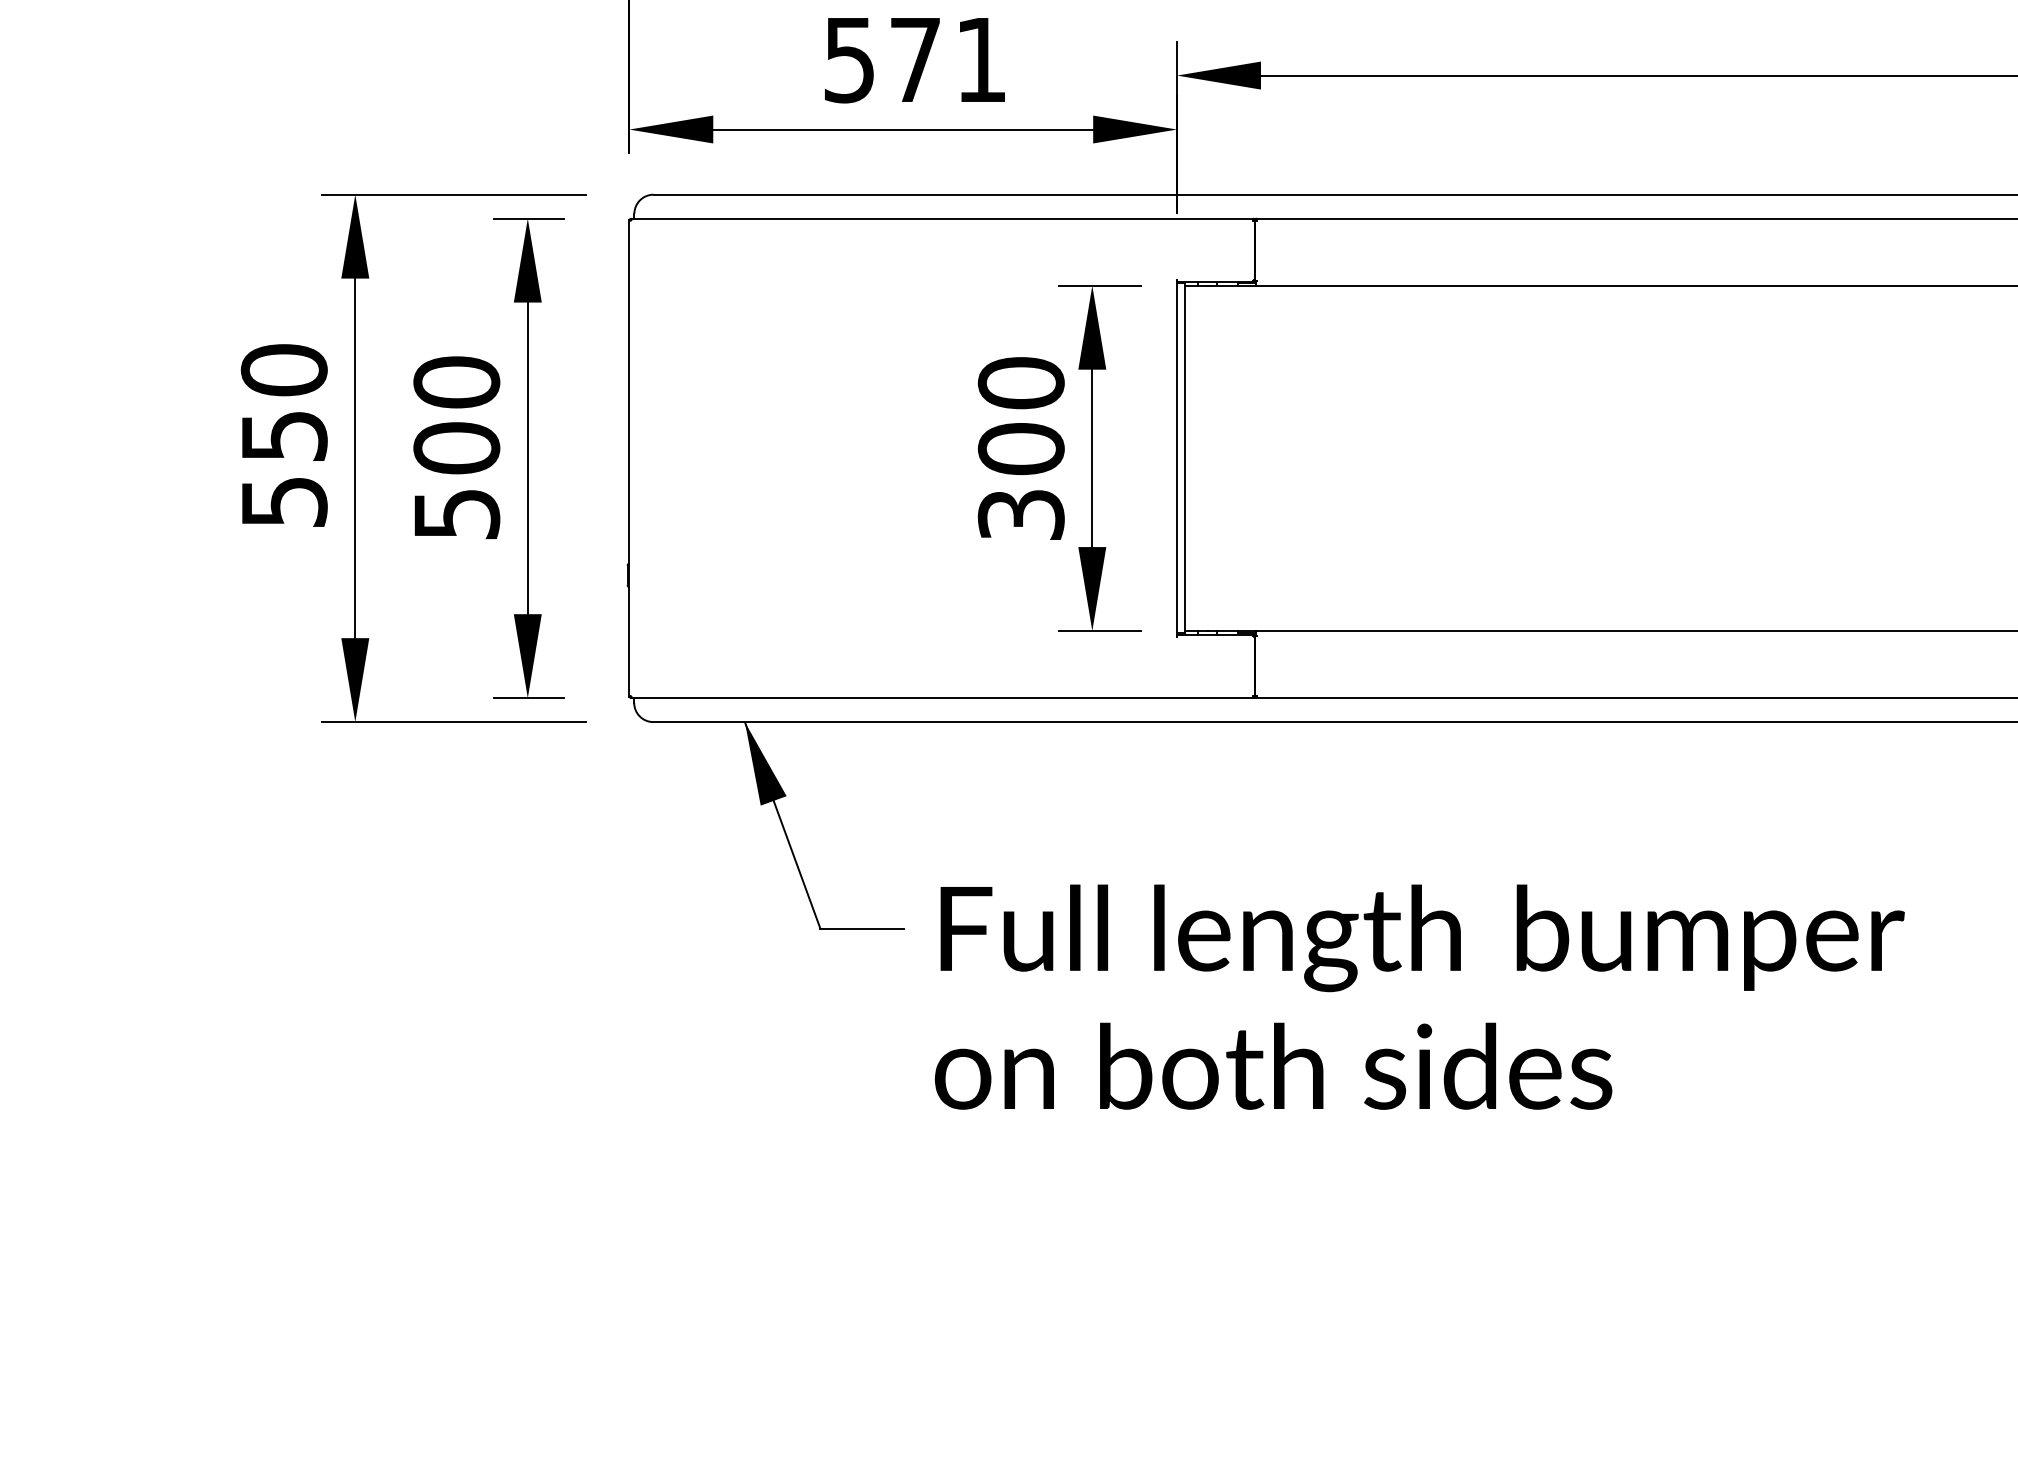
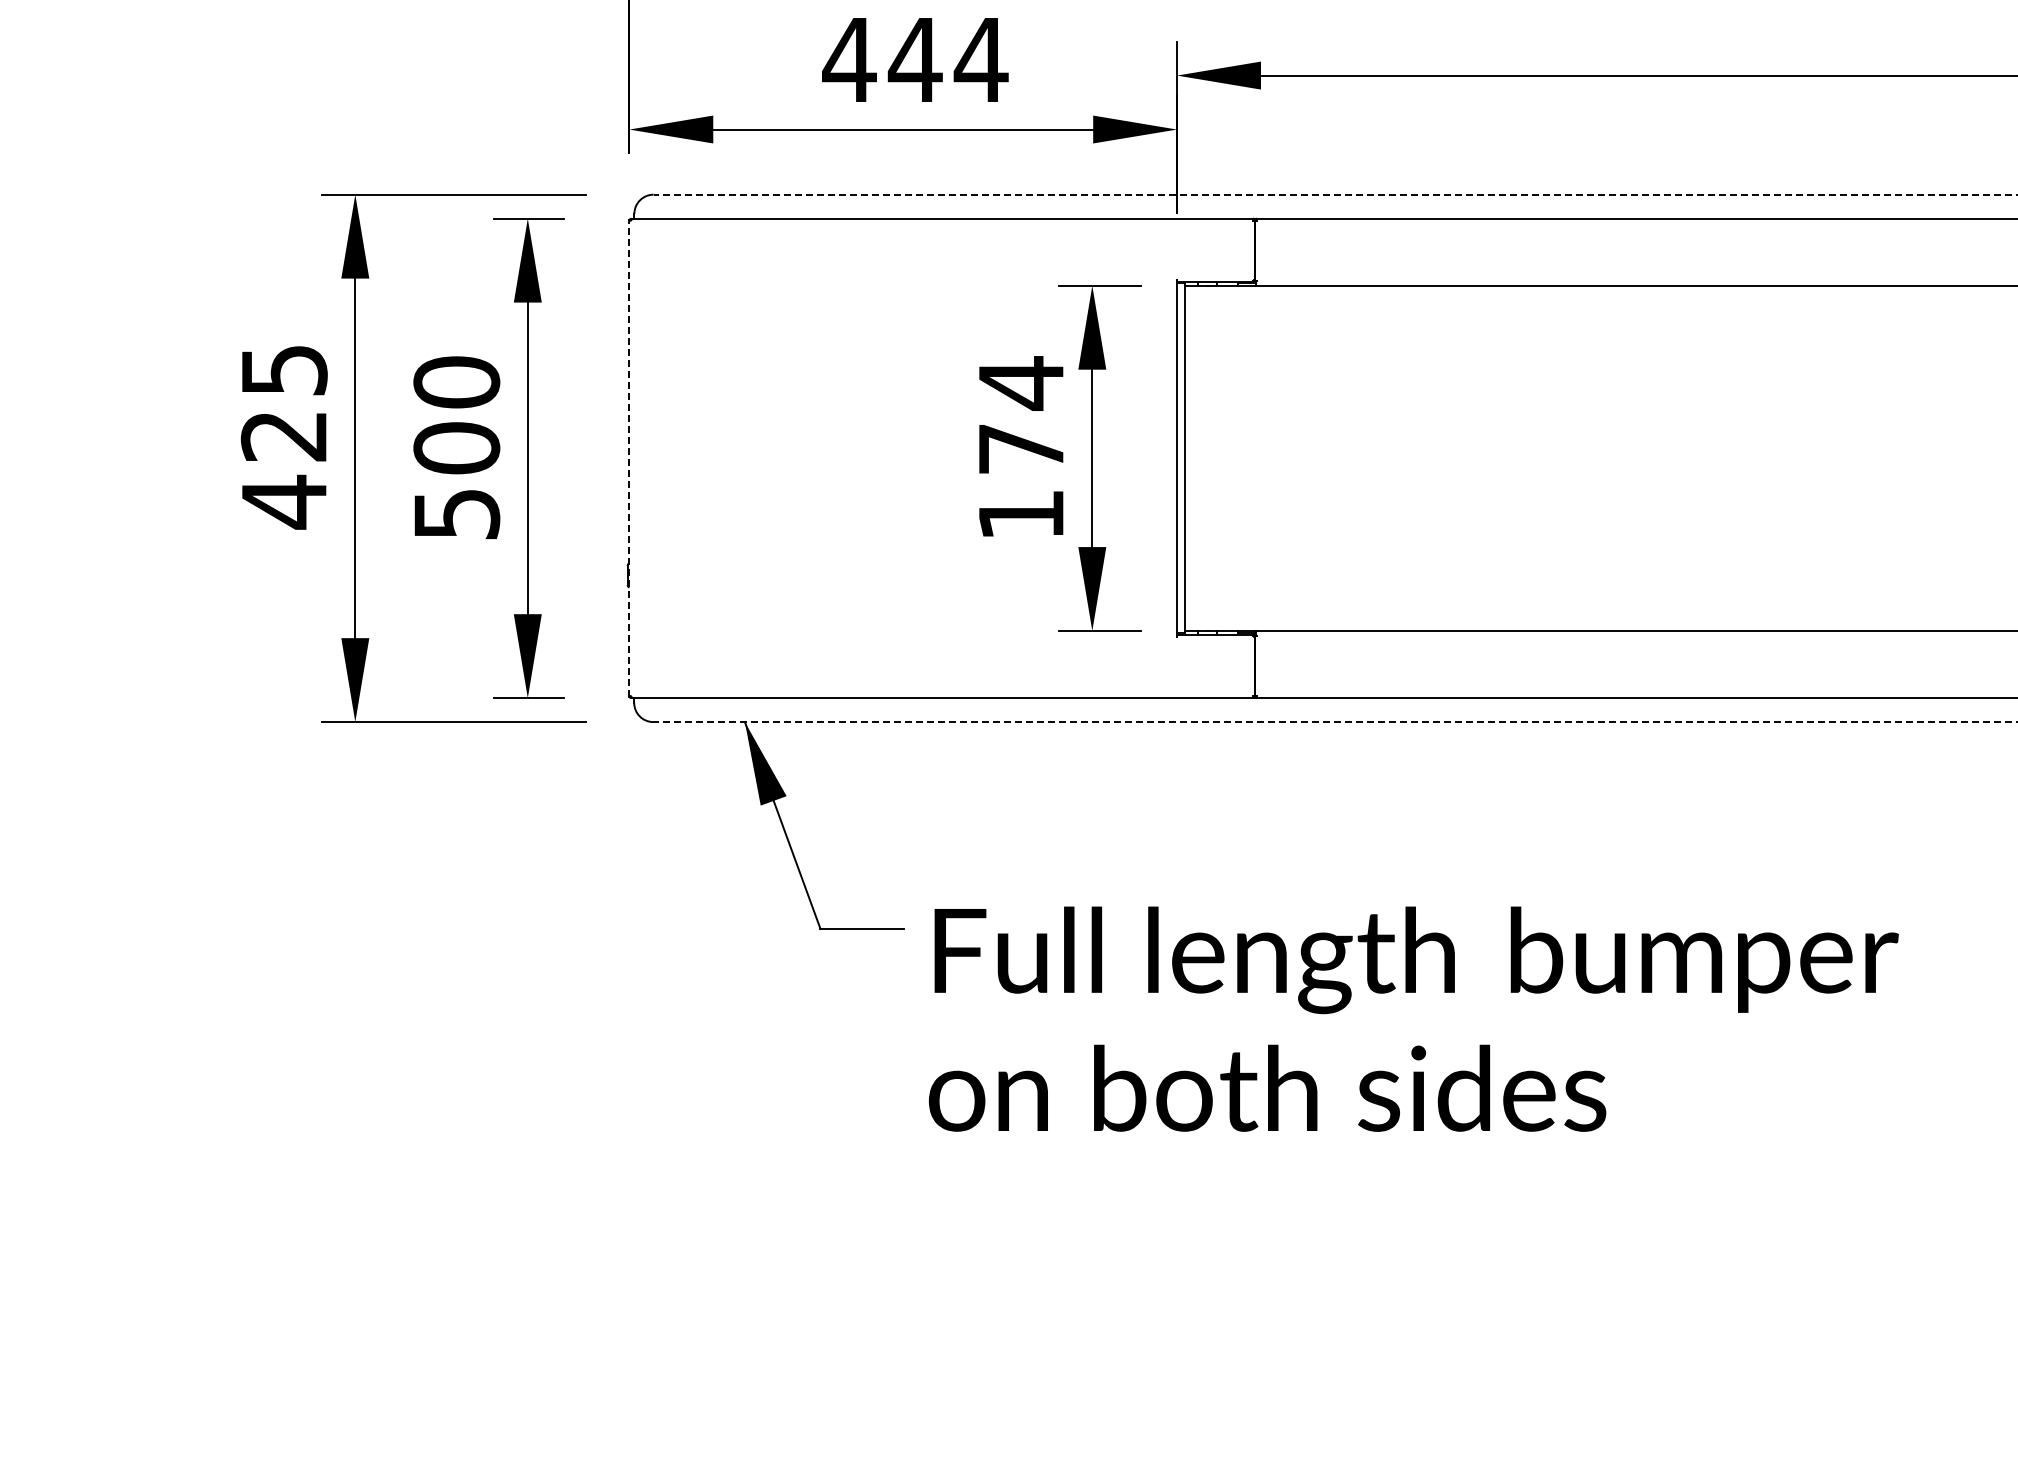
text: 571 -> 444 (915, 60)
line: solid -> dashed (1335, 194)
text: 550 -> 425 (283, 436)
text: 300 -> 174 (1020, 447)
line: solid -> dashed (629, 457)
line: solid -> dashed (1335, 722)
text position: (1419, 996) -> (1413, 1018) (1413, 1018)
